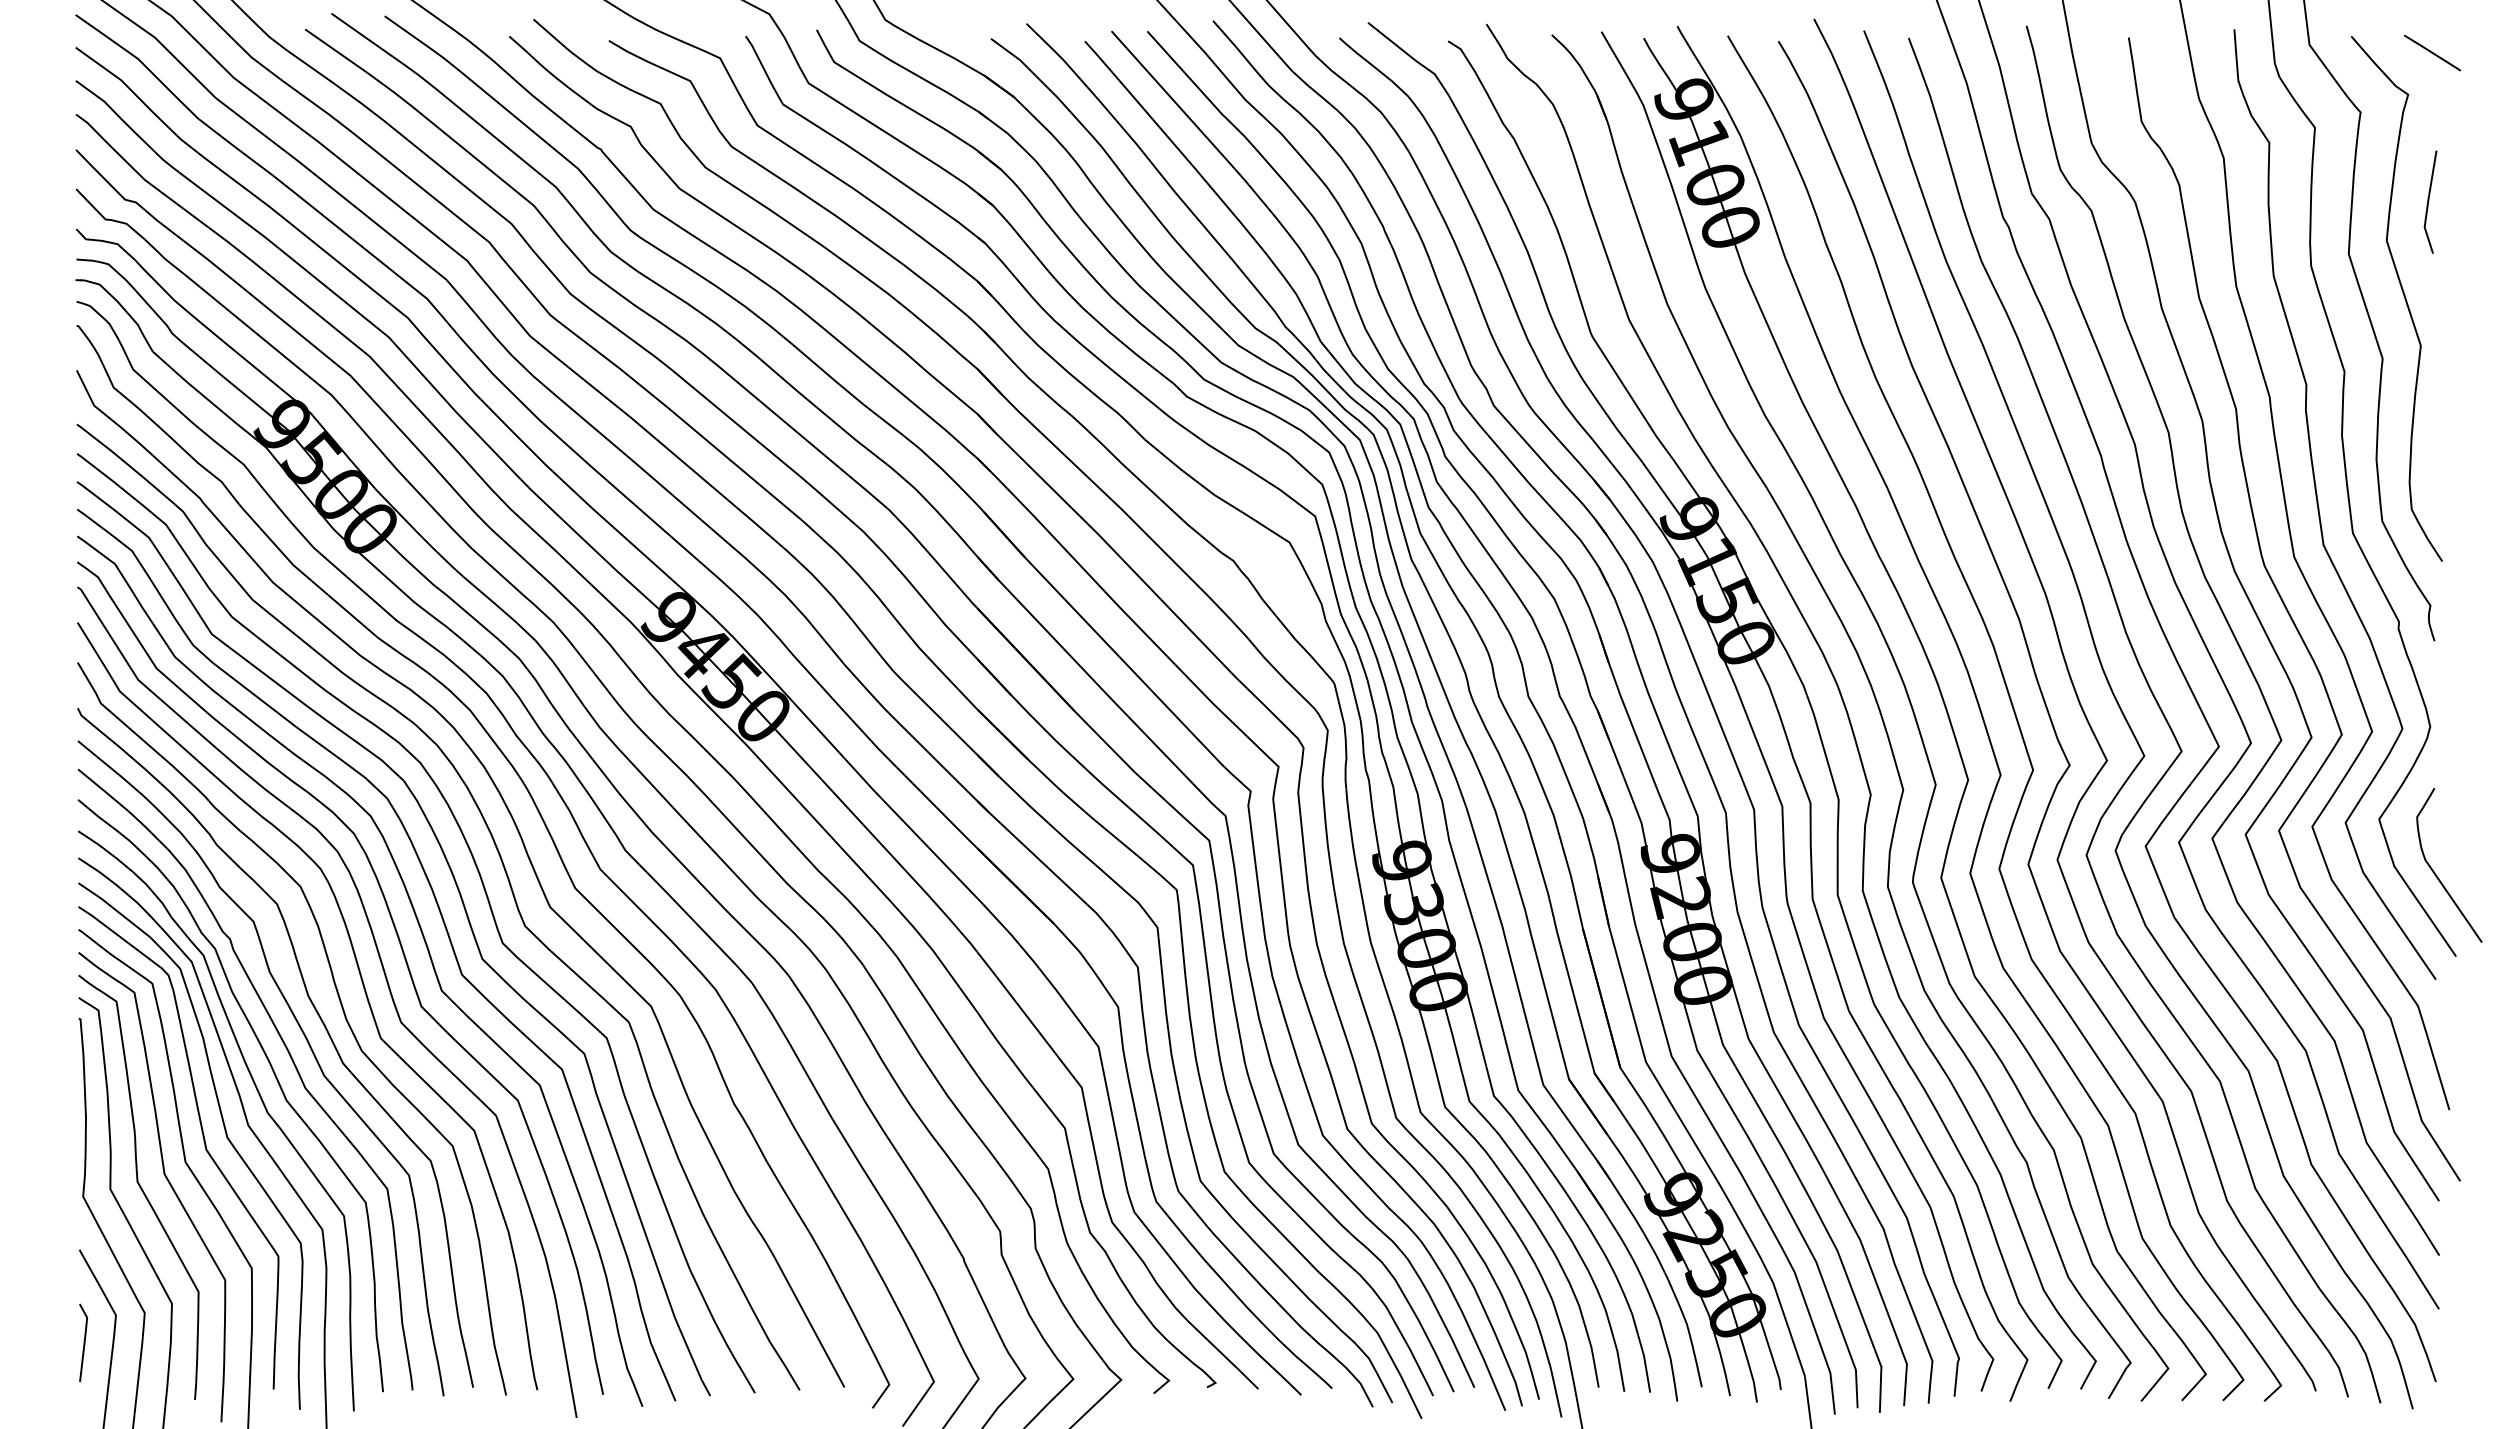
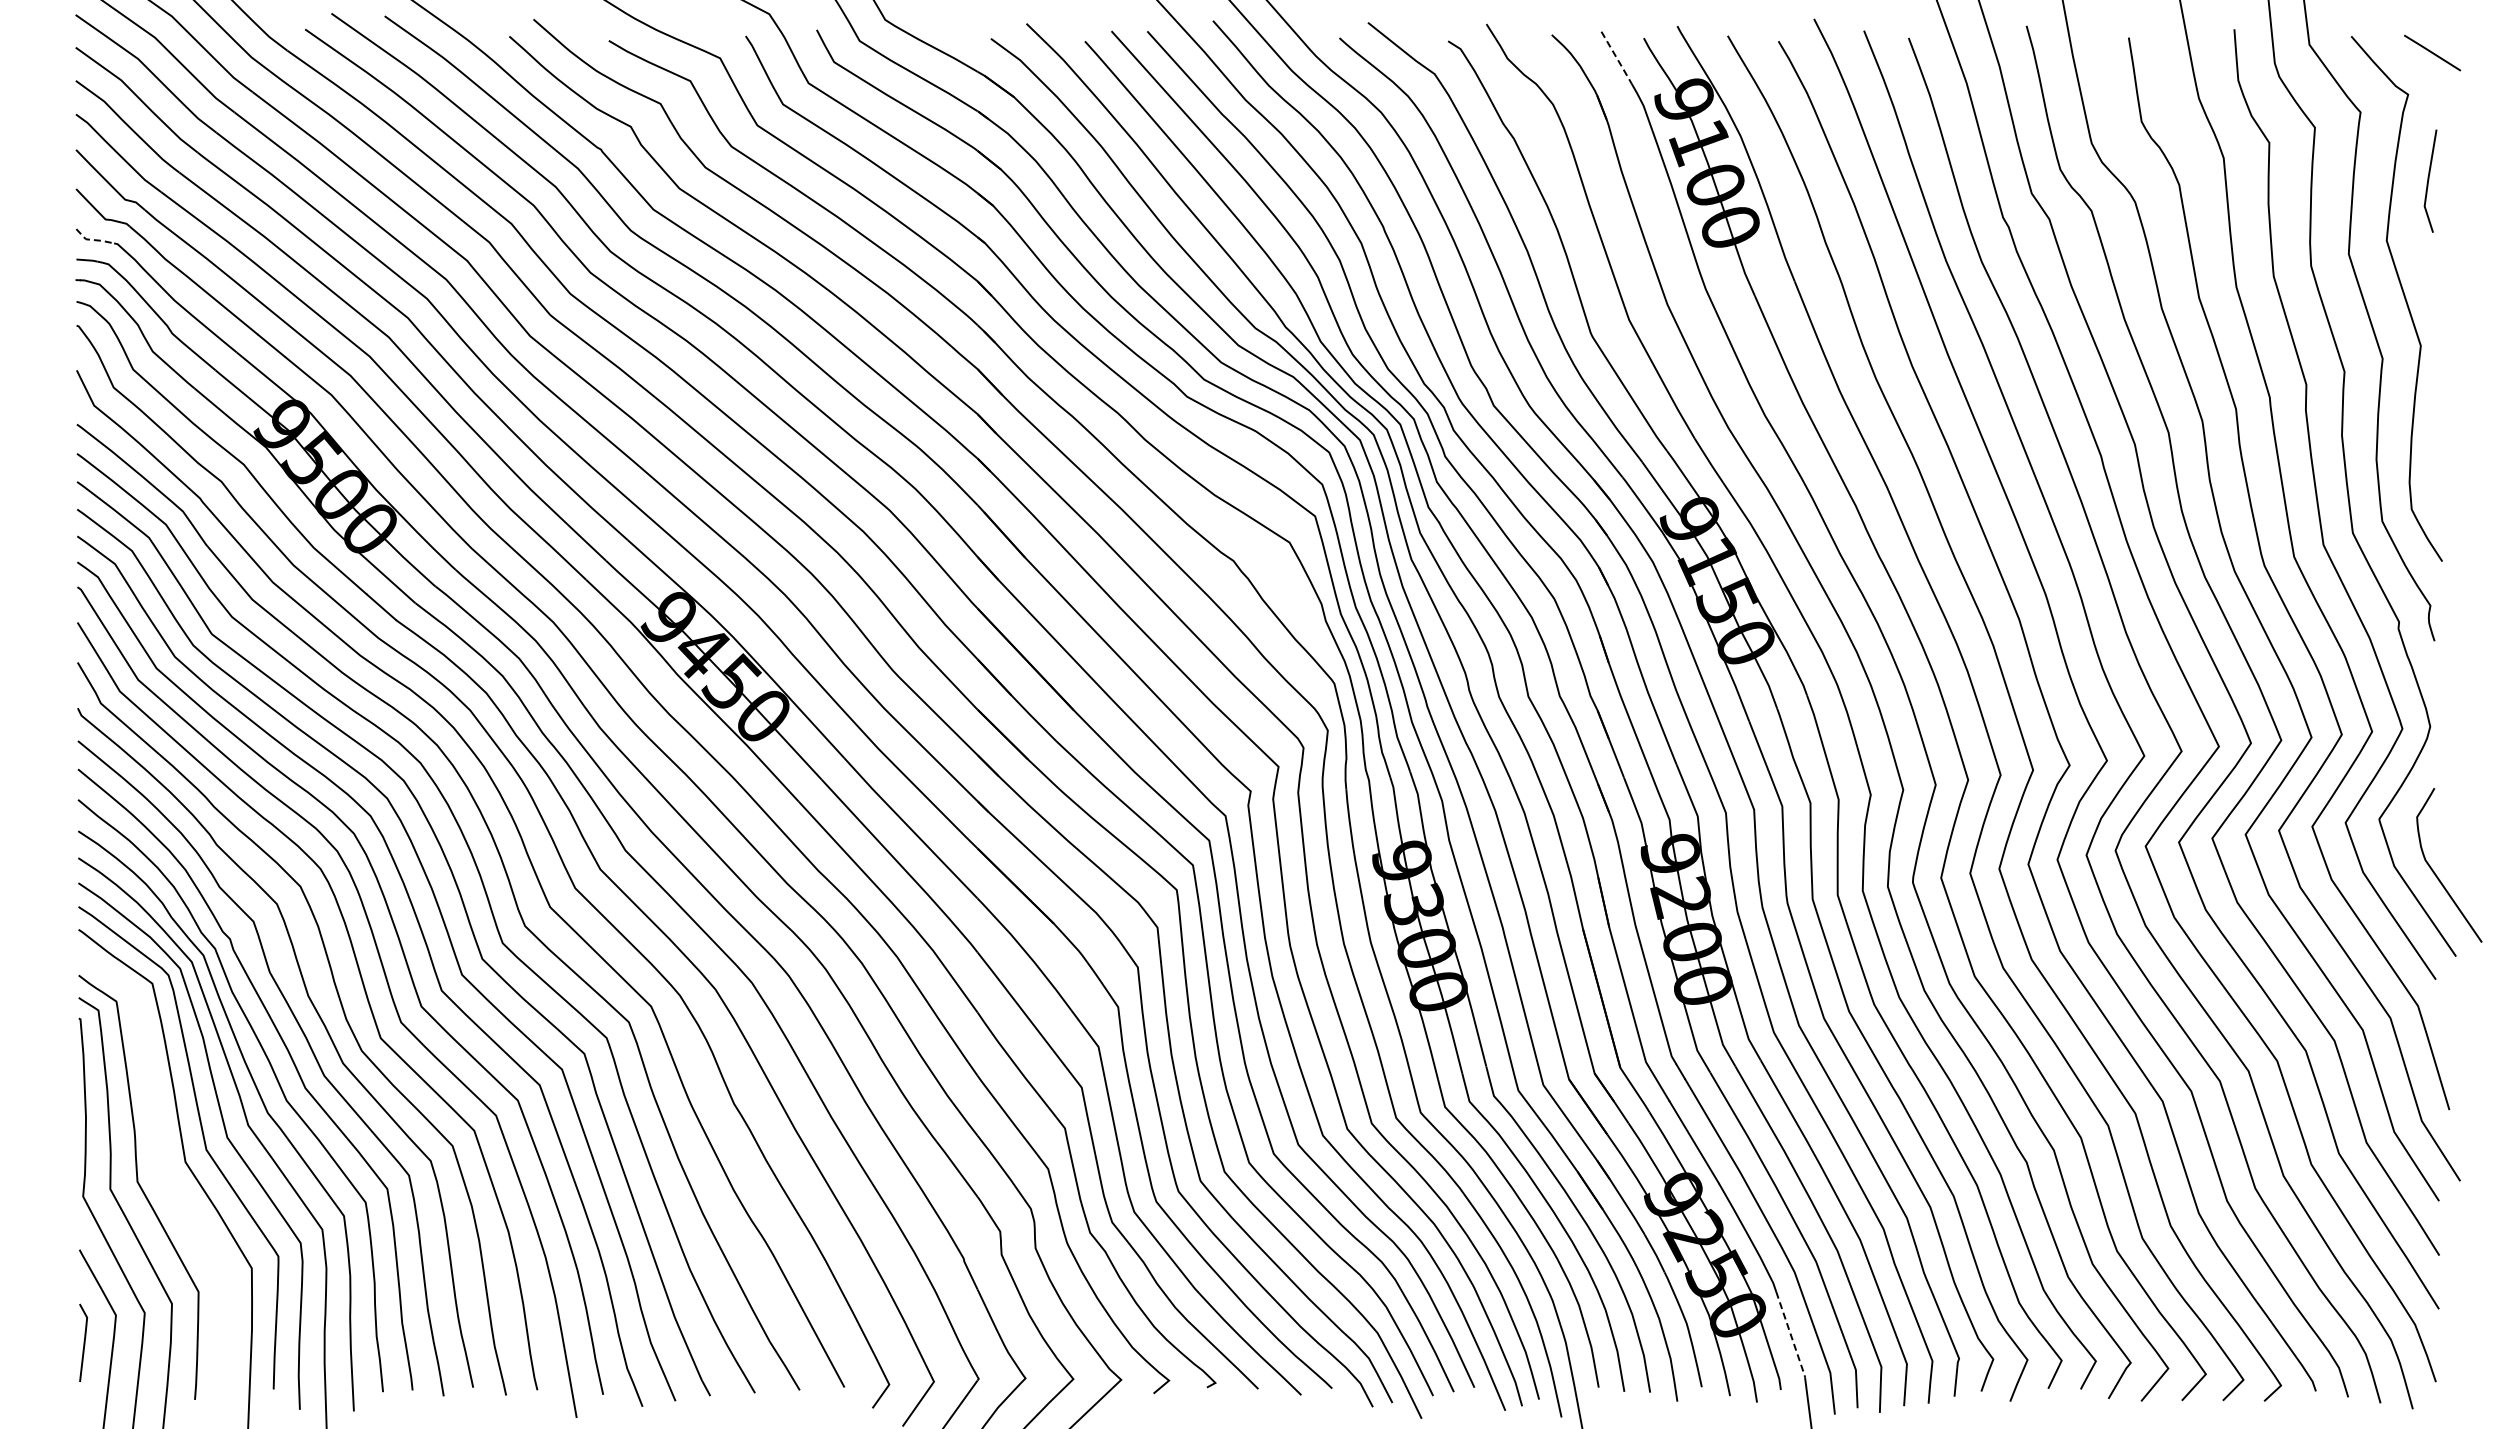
line: solid -> dashed (1616, 58)
line position: (2429, 201) -> (2429, 180) (2429, 180)
line: solid -> dashed (93, 240)
curve: present -> none (166, 1179)
line: solid -> dashed (1791, 1335)
